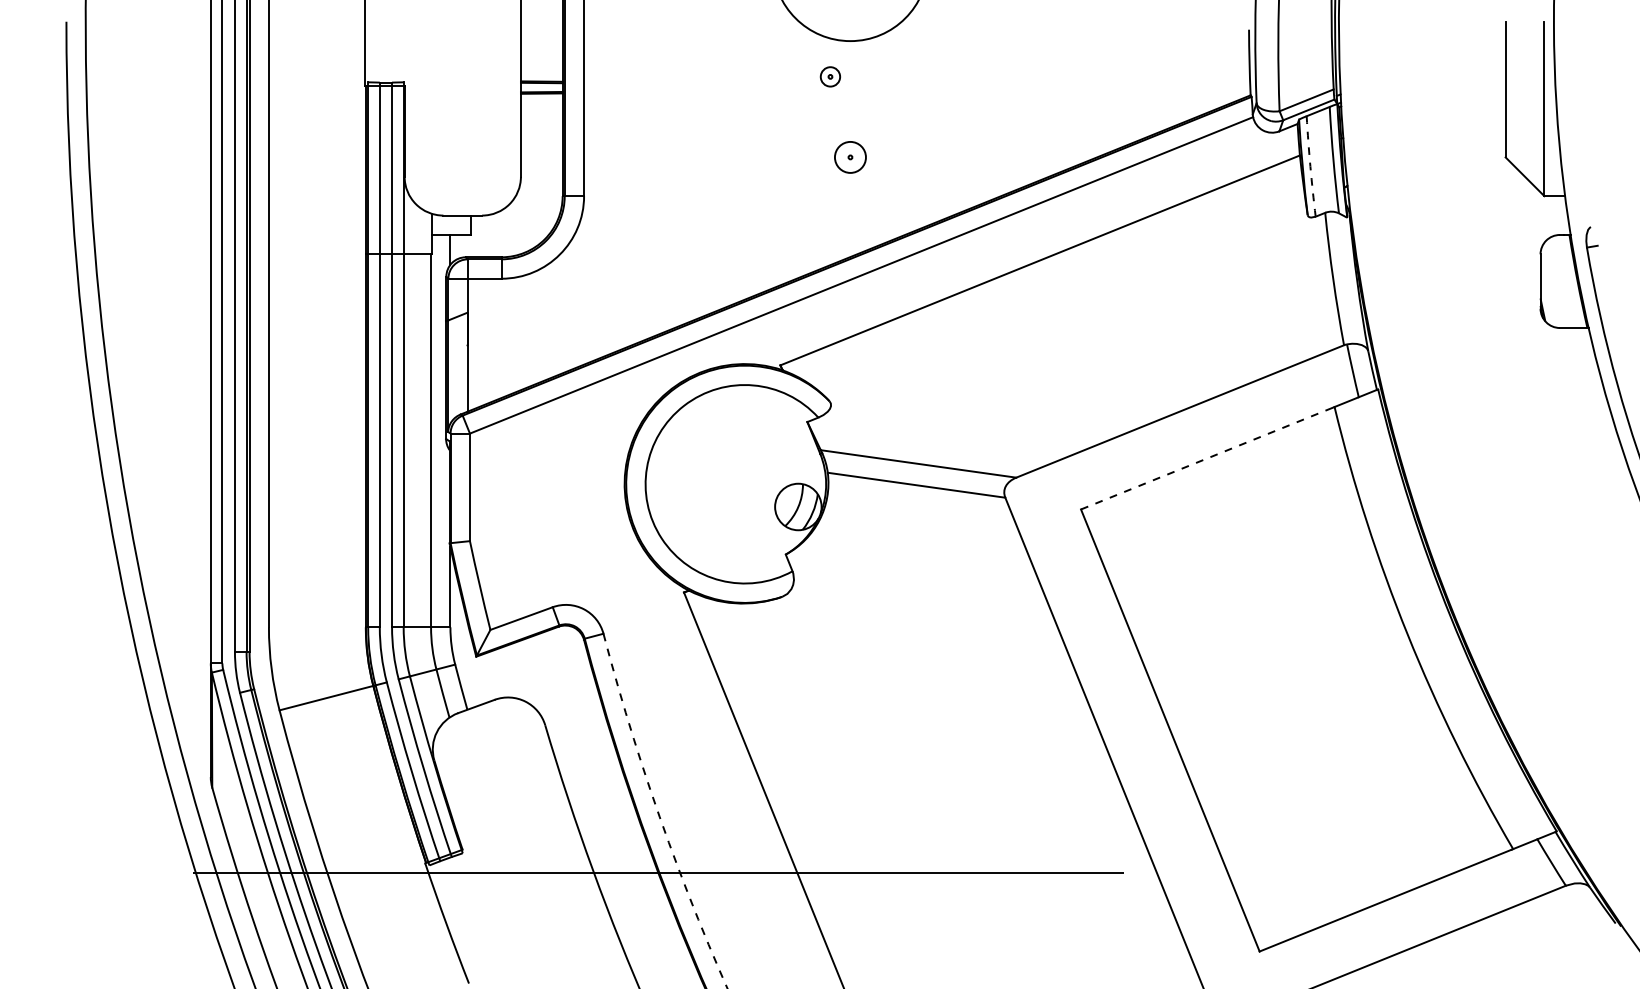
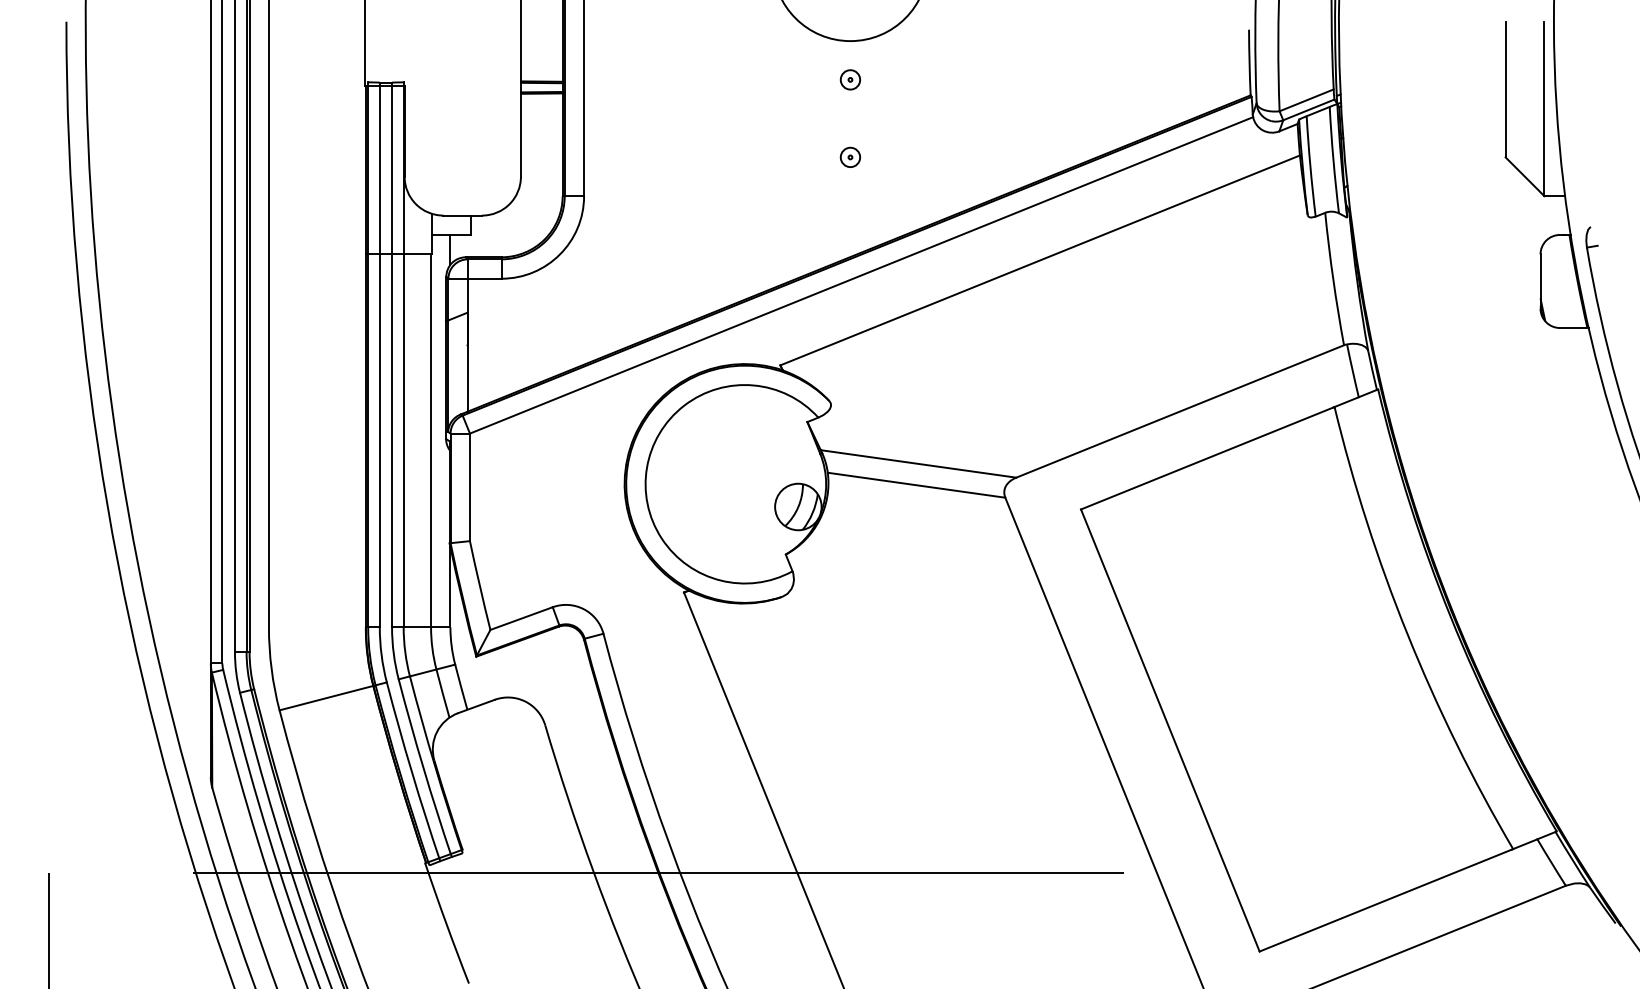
part position: (829, 76) -> (849, 79) (849, 79)
circle diameter: 31 px -> 19 px (850, 157)
arc: dashed -> solid (1310, 166)
line: dashed -> solid (1207, 458)
arc: dashed -> solid (658, 814)
line: none -> present (49, 929)
